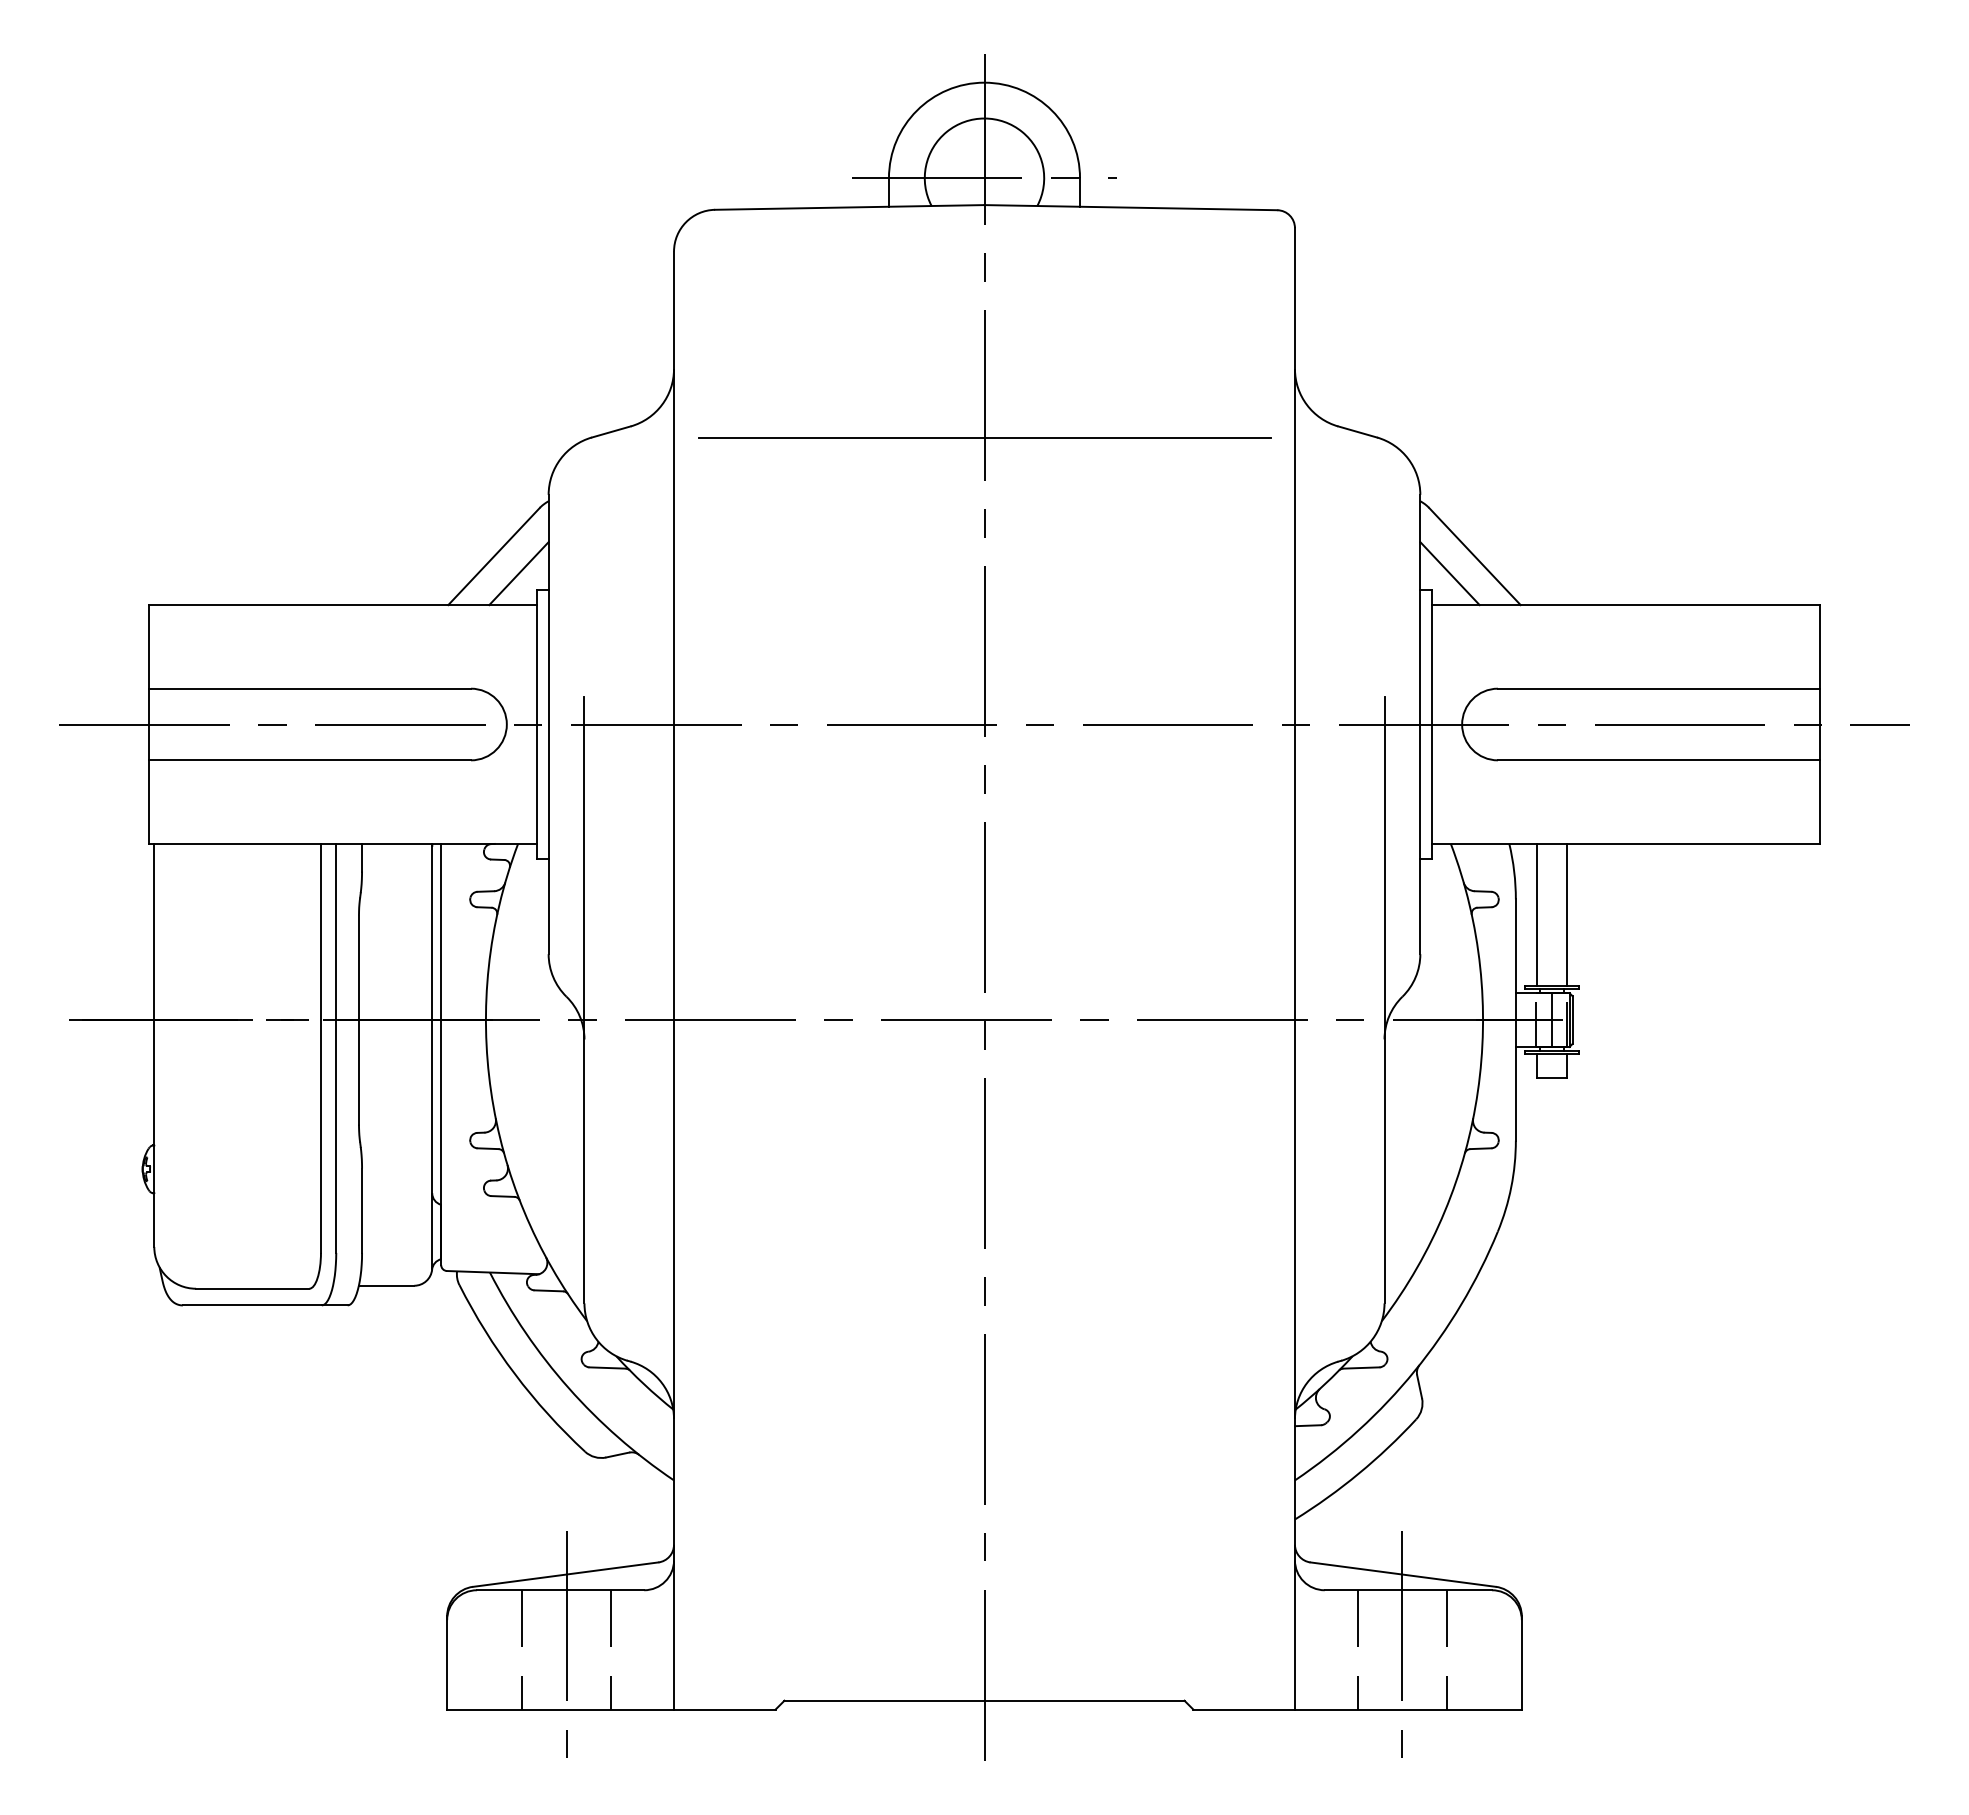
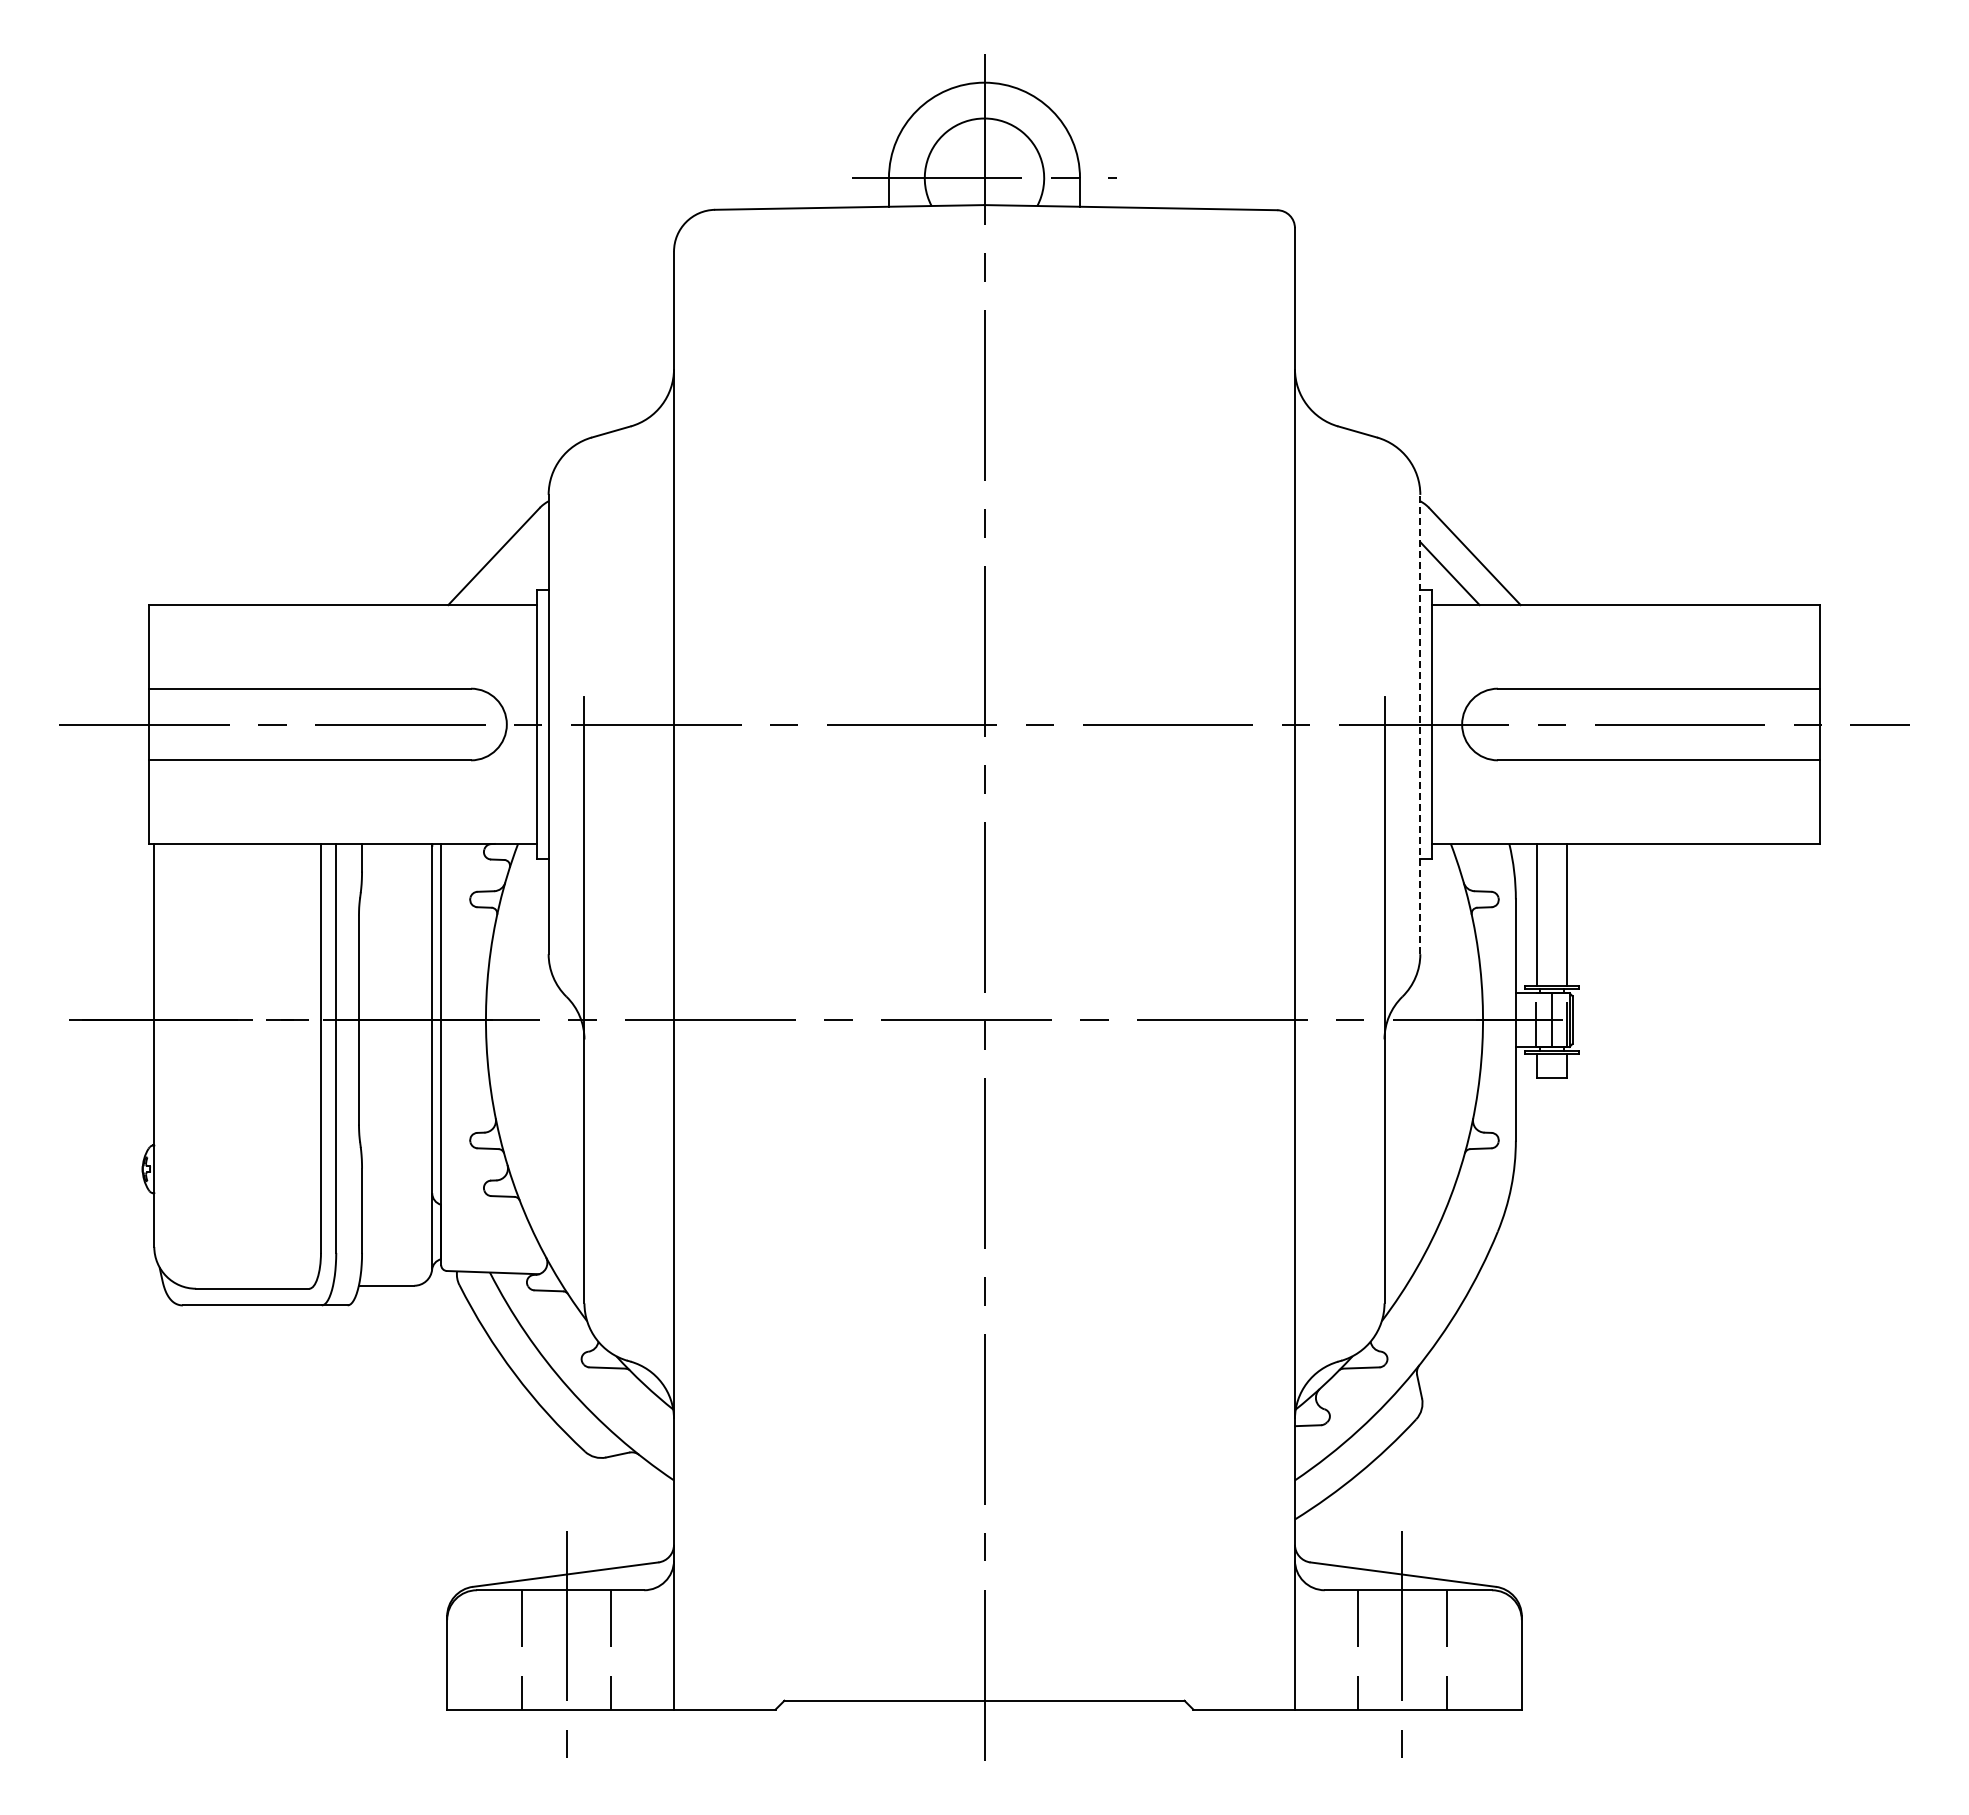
line: present -> none (984, 437)
line: present -> none (518, 573)
line: solid -> dashed (1420, 724)
